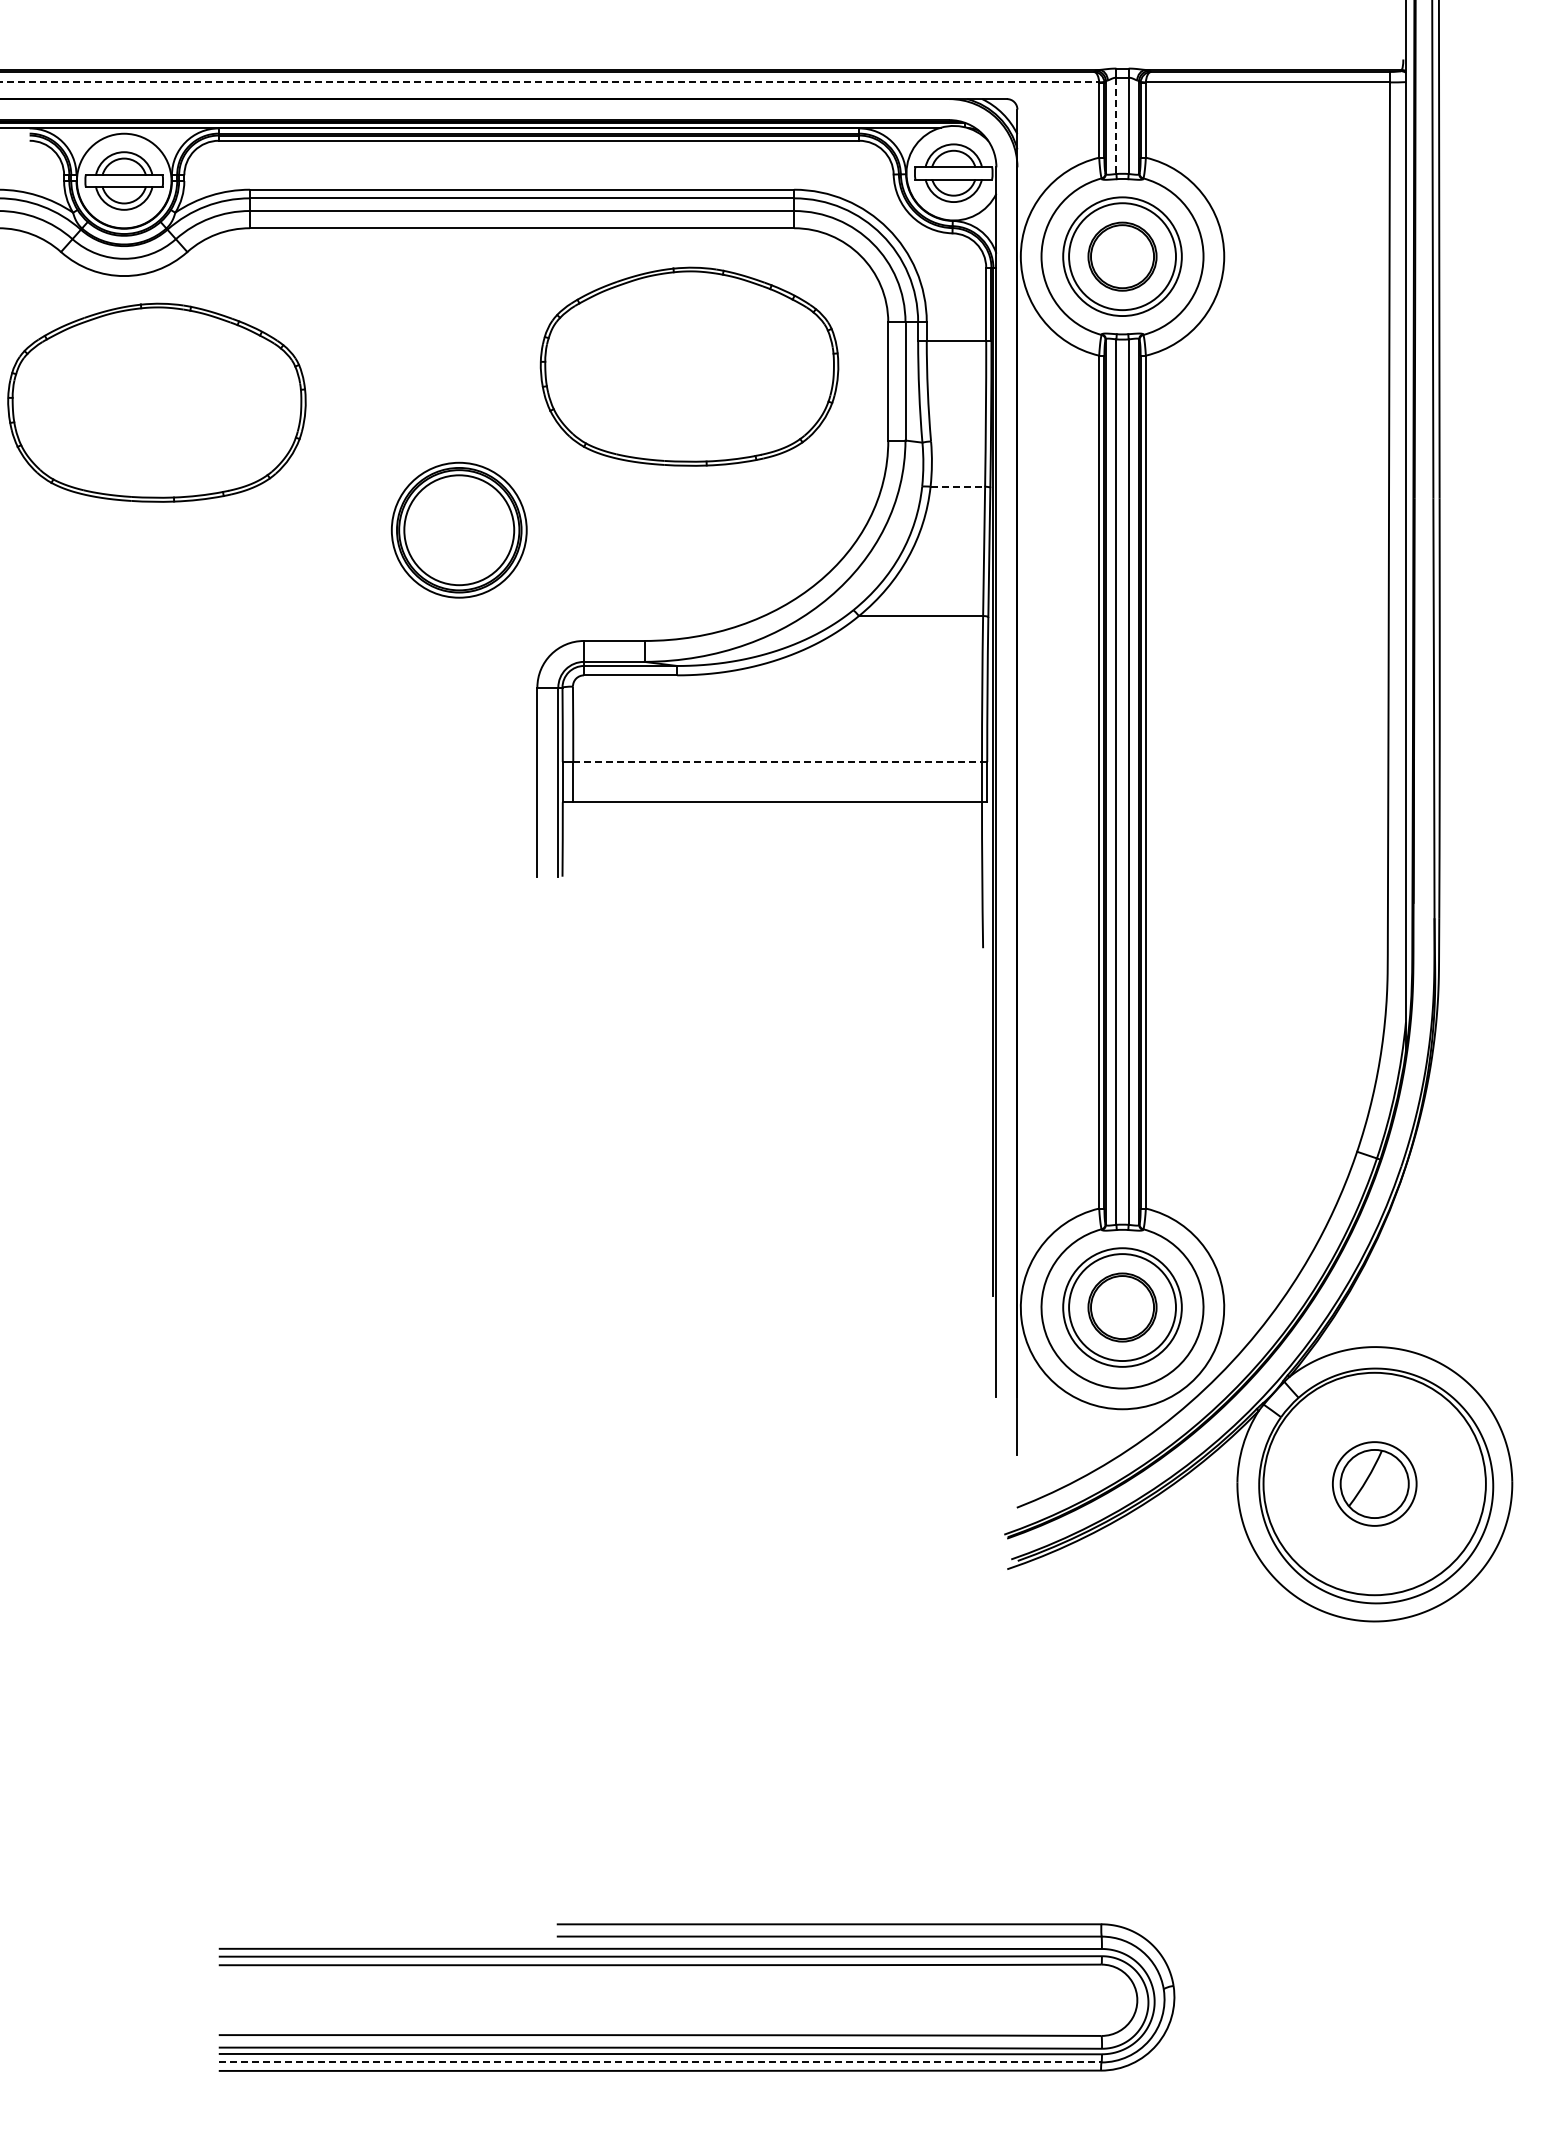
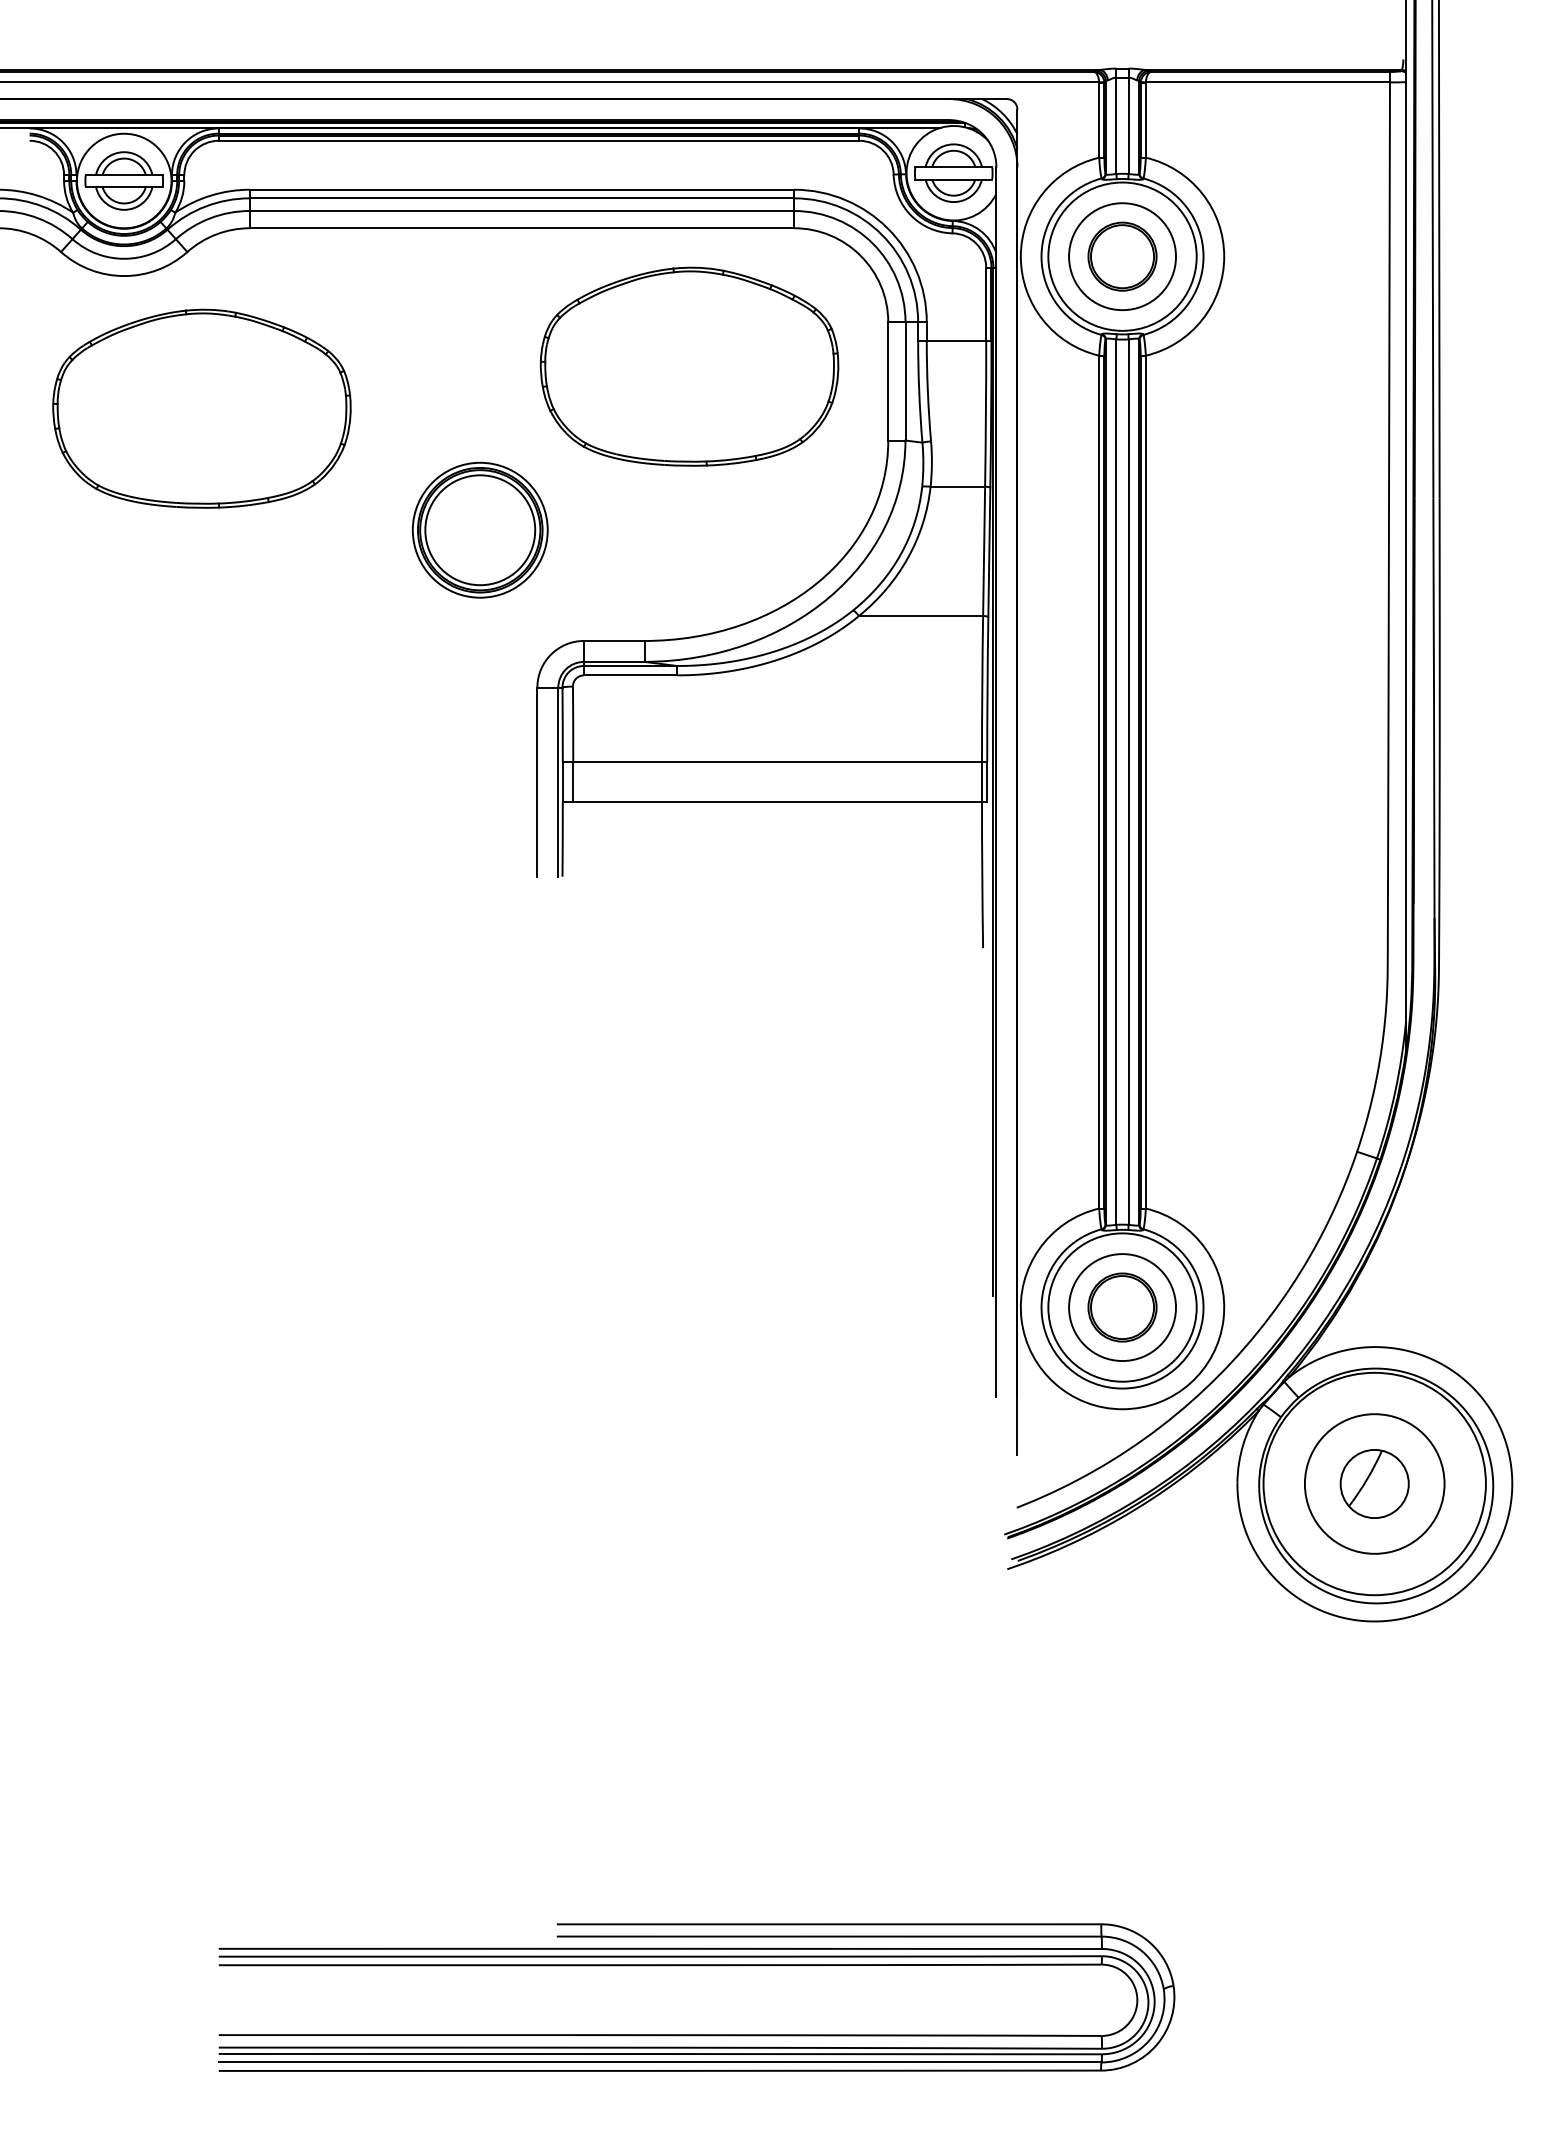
line: dashed -> solid (550, 82)
line: dashed -> solid (1116, 126)
circle diameter: 119 px -> 148 px (1122, 256)
part position: (156, 402) -> (201, 408) (201, 408)
line: dashed -> solid (958, 486)
part position: (458, 529) -> (479, 529) (479, 529)
line: dashed -> solid (778, 762)
circle diameter: 119 px -> 148 px (1122, 1307)
circle diameter: 84 px -> 140 px (1374, 1483)
line: dashed -> solid (660, 2062)
